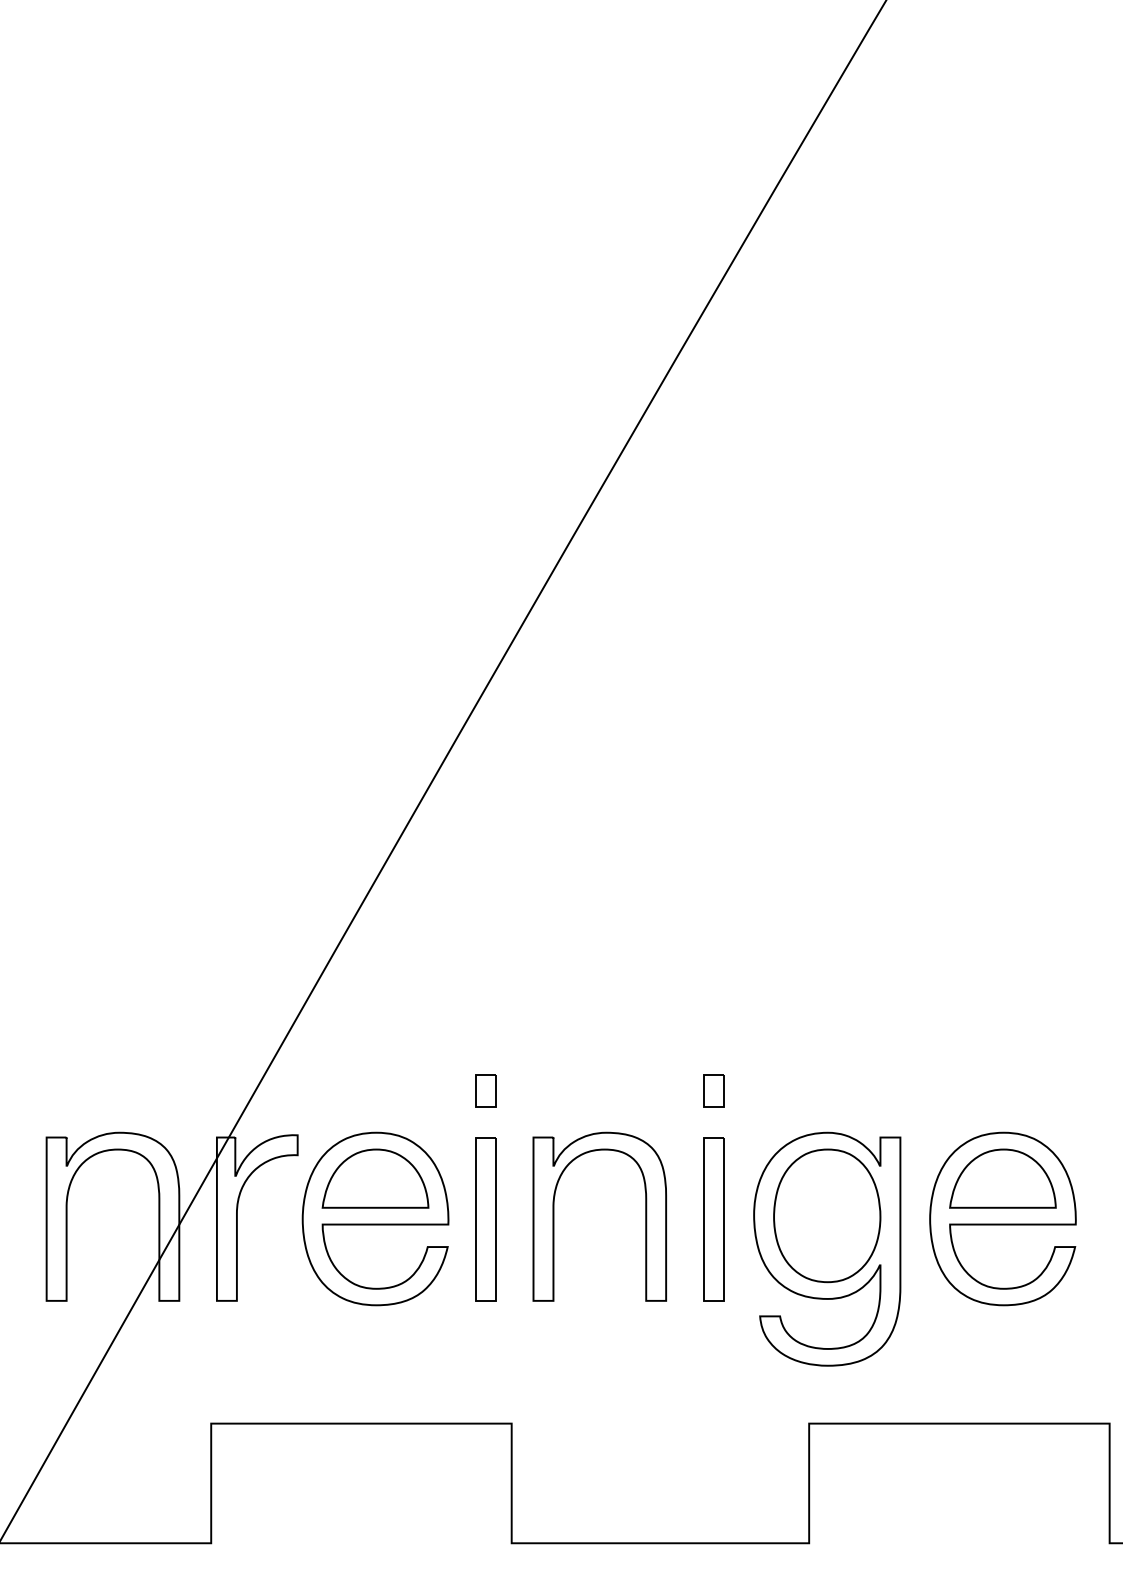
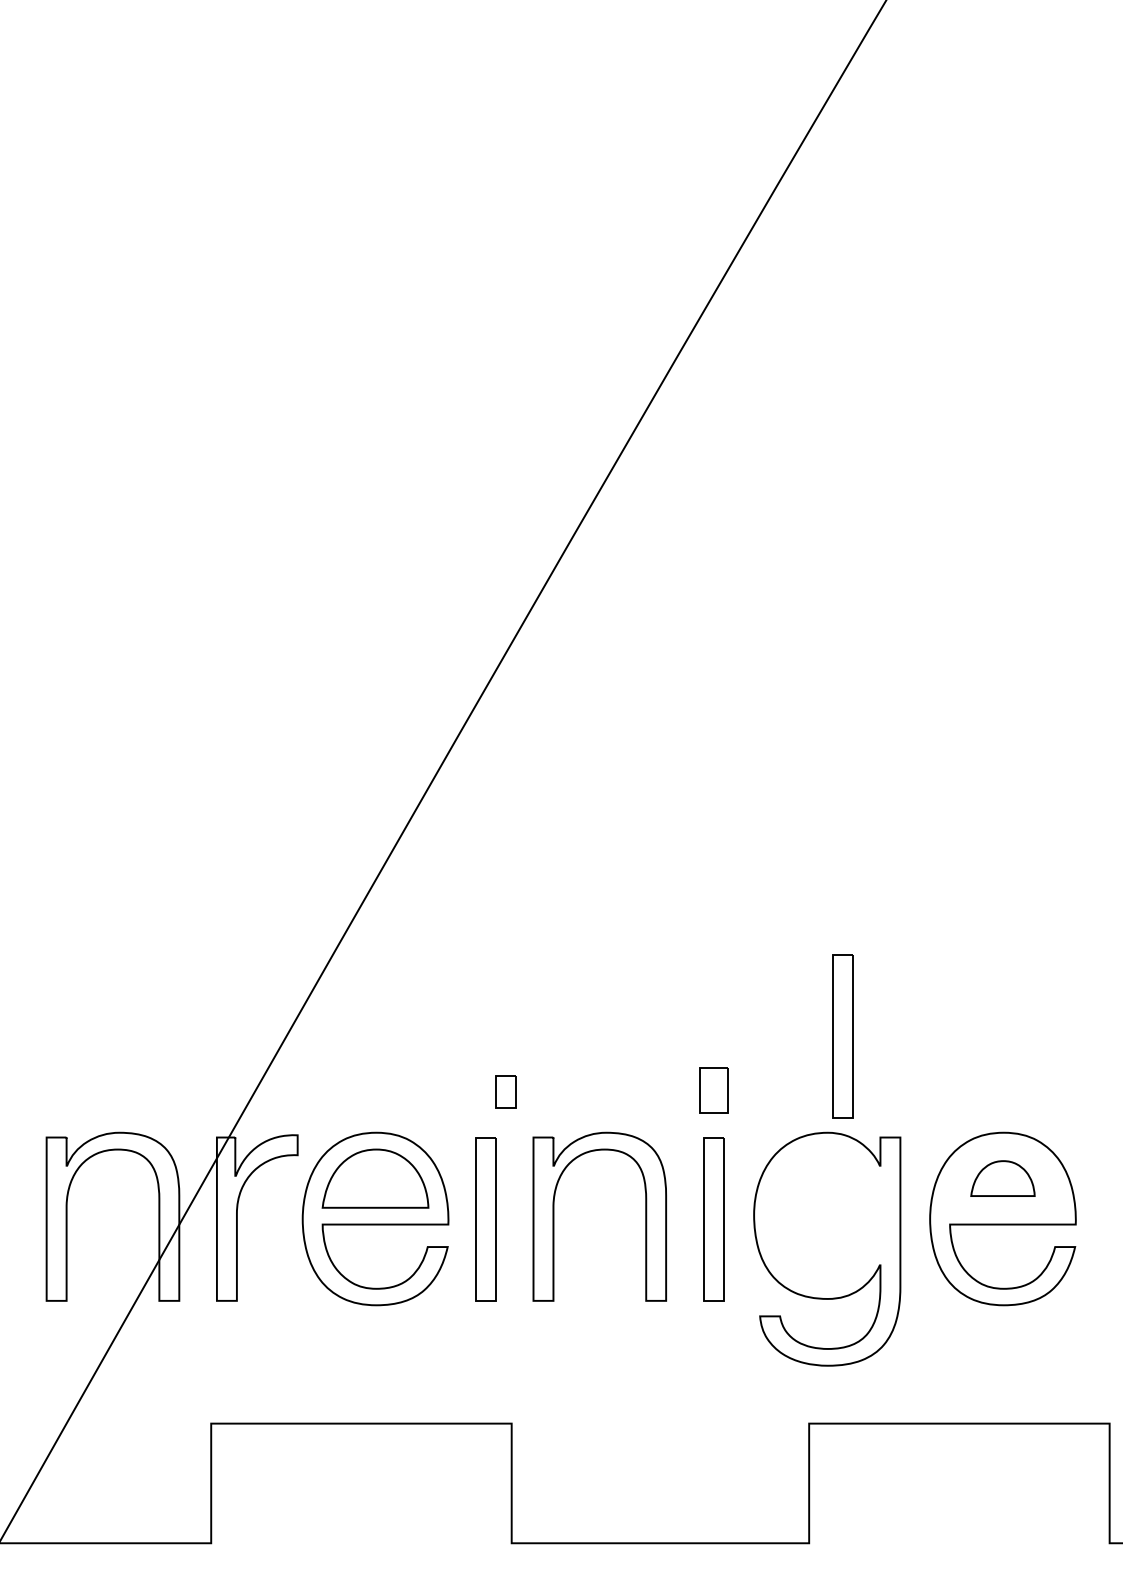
part: none -> present (842, 1036)
part position: (485, 1090) -> (505, 1091) (505, 1091)
part size: 22x34 px -> 30x47 px (713, 1090)
part size: 108x61 px -> 66x37 px (1002, 1178)
part: present -> none (827, 1215)
